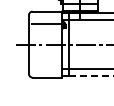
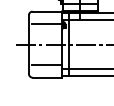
line: none -> present (46, 64)
line: dashed -> solid (91, 76)
